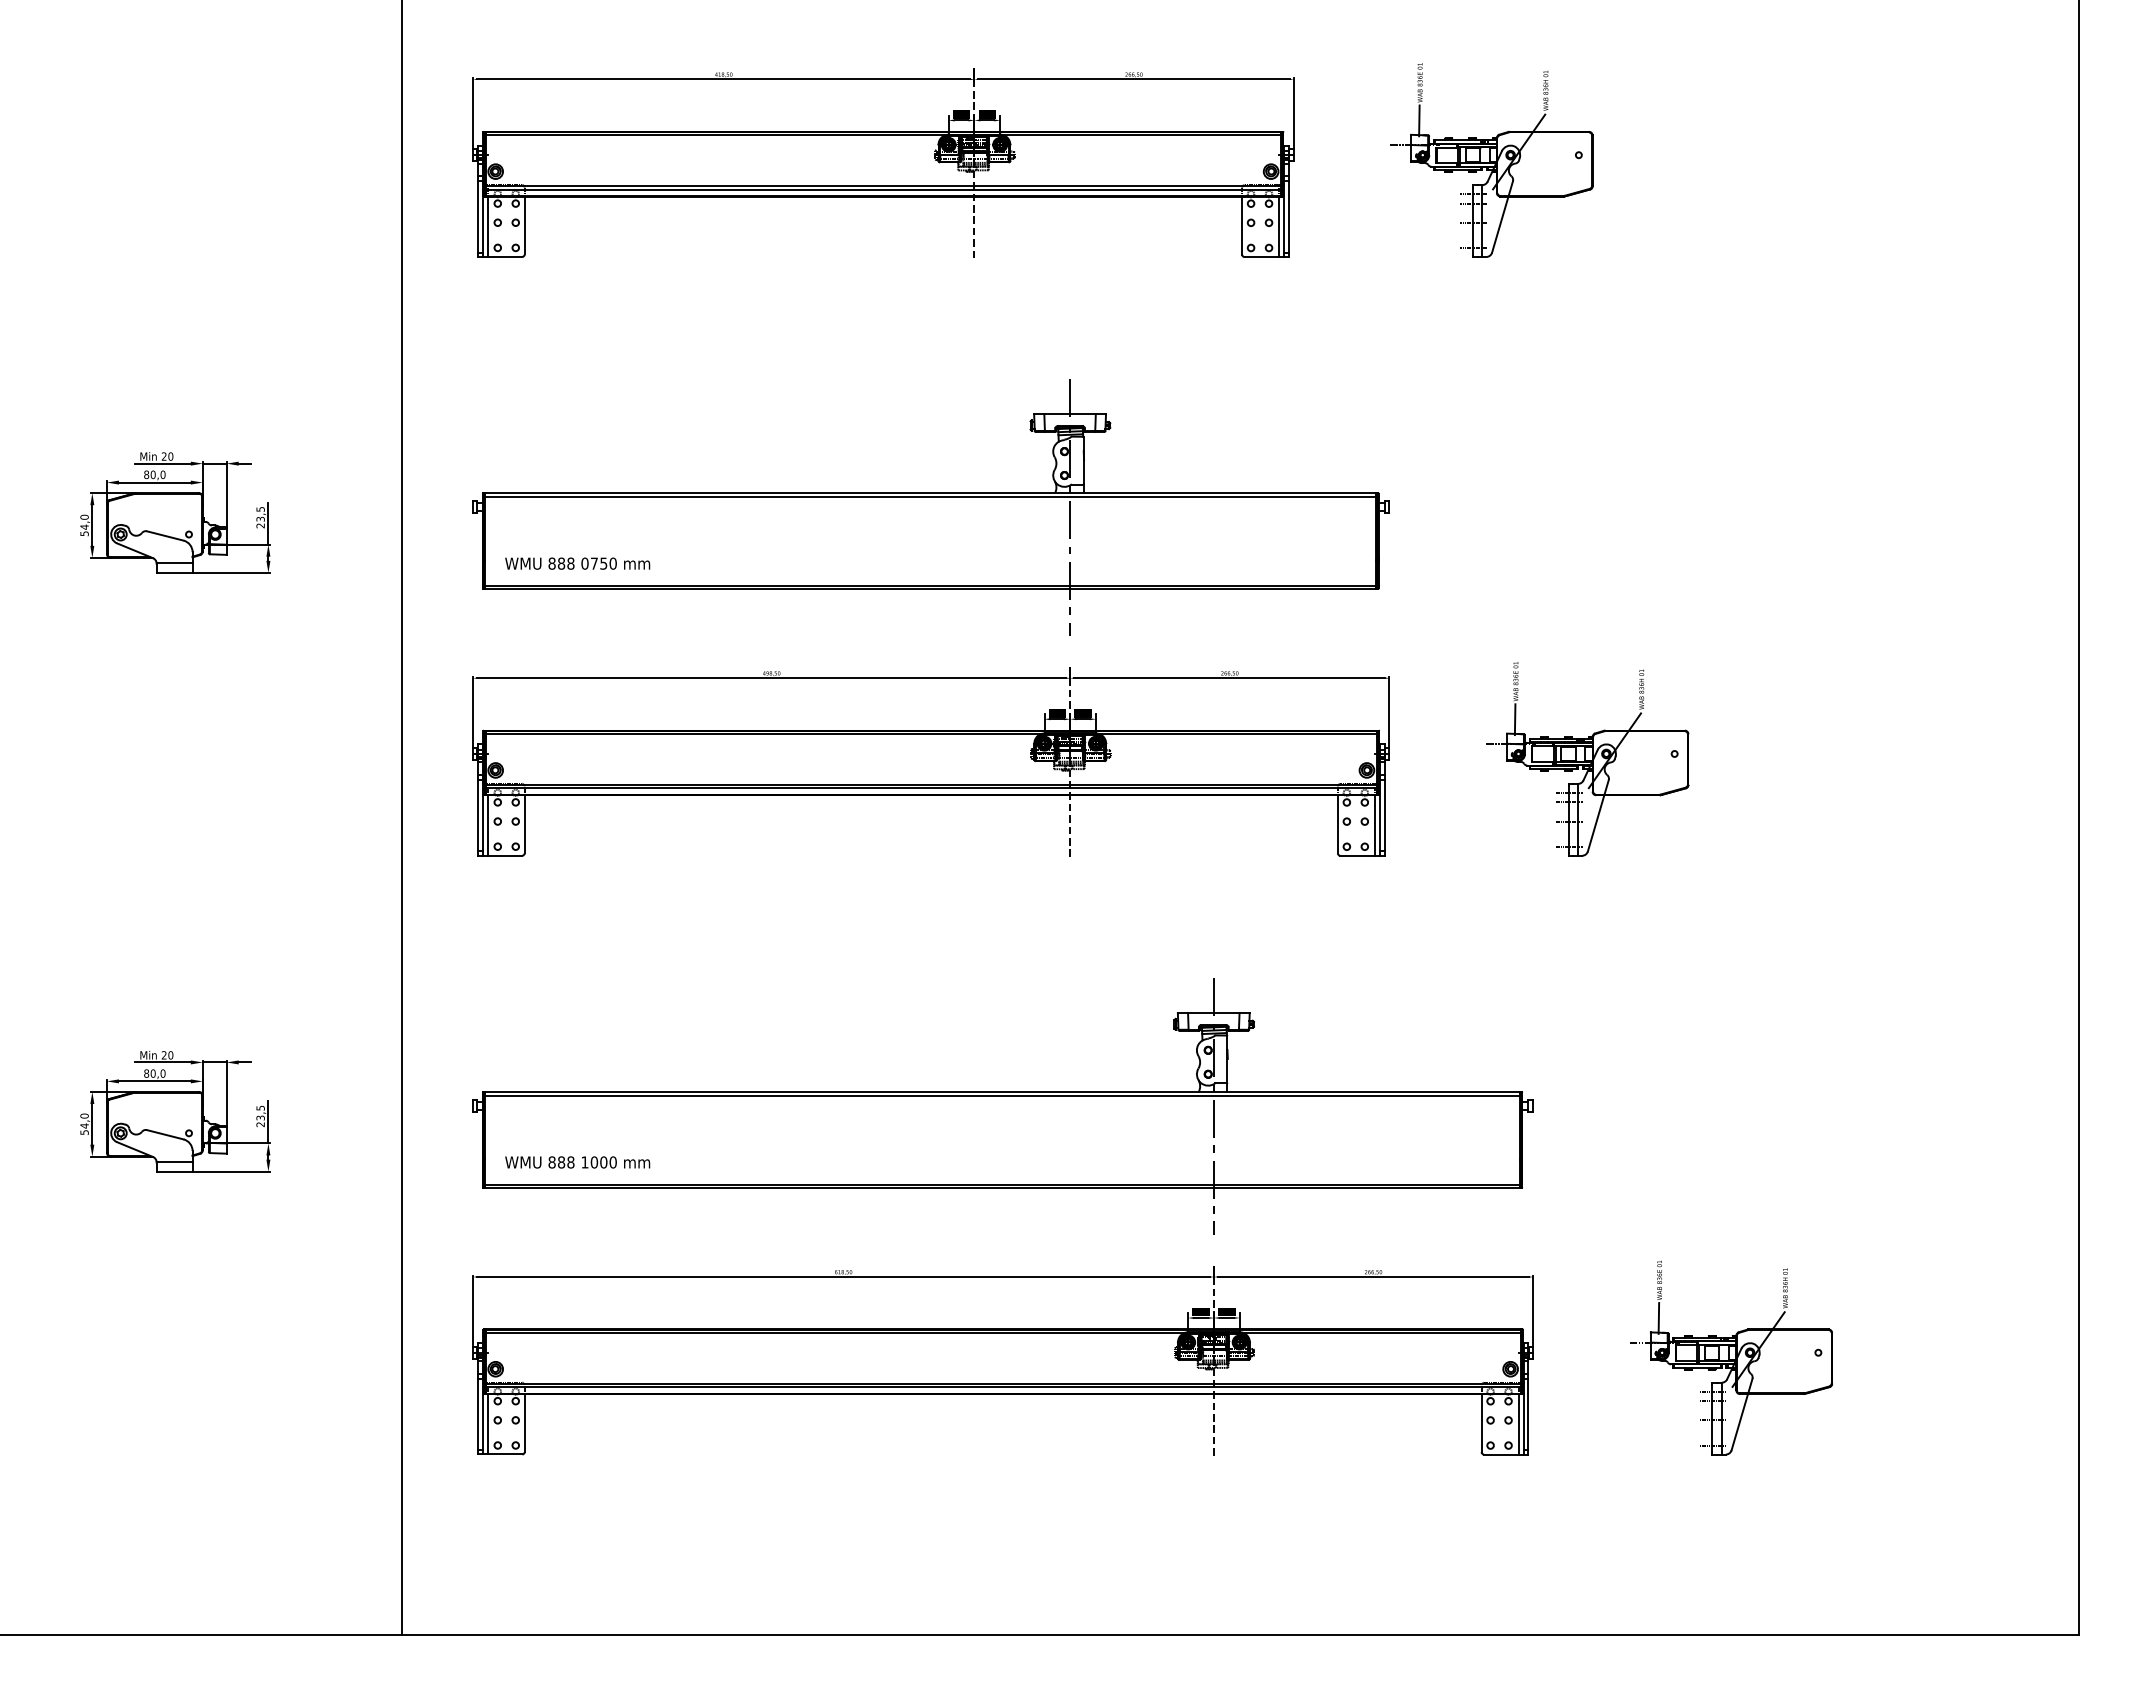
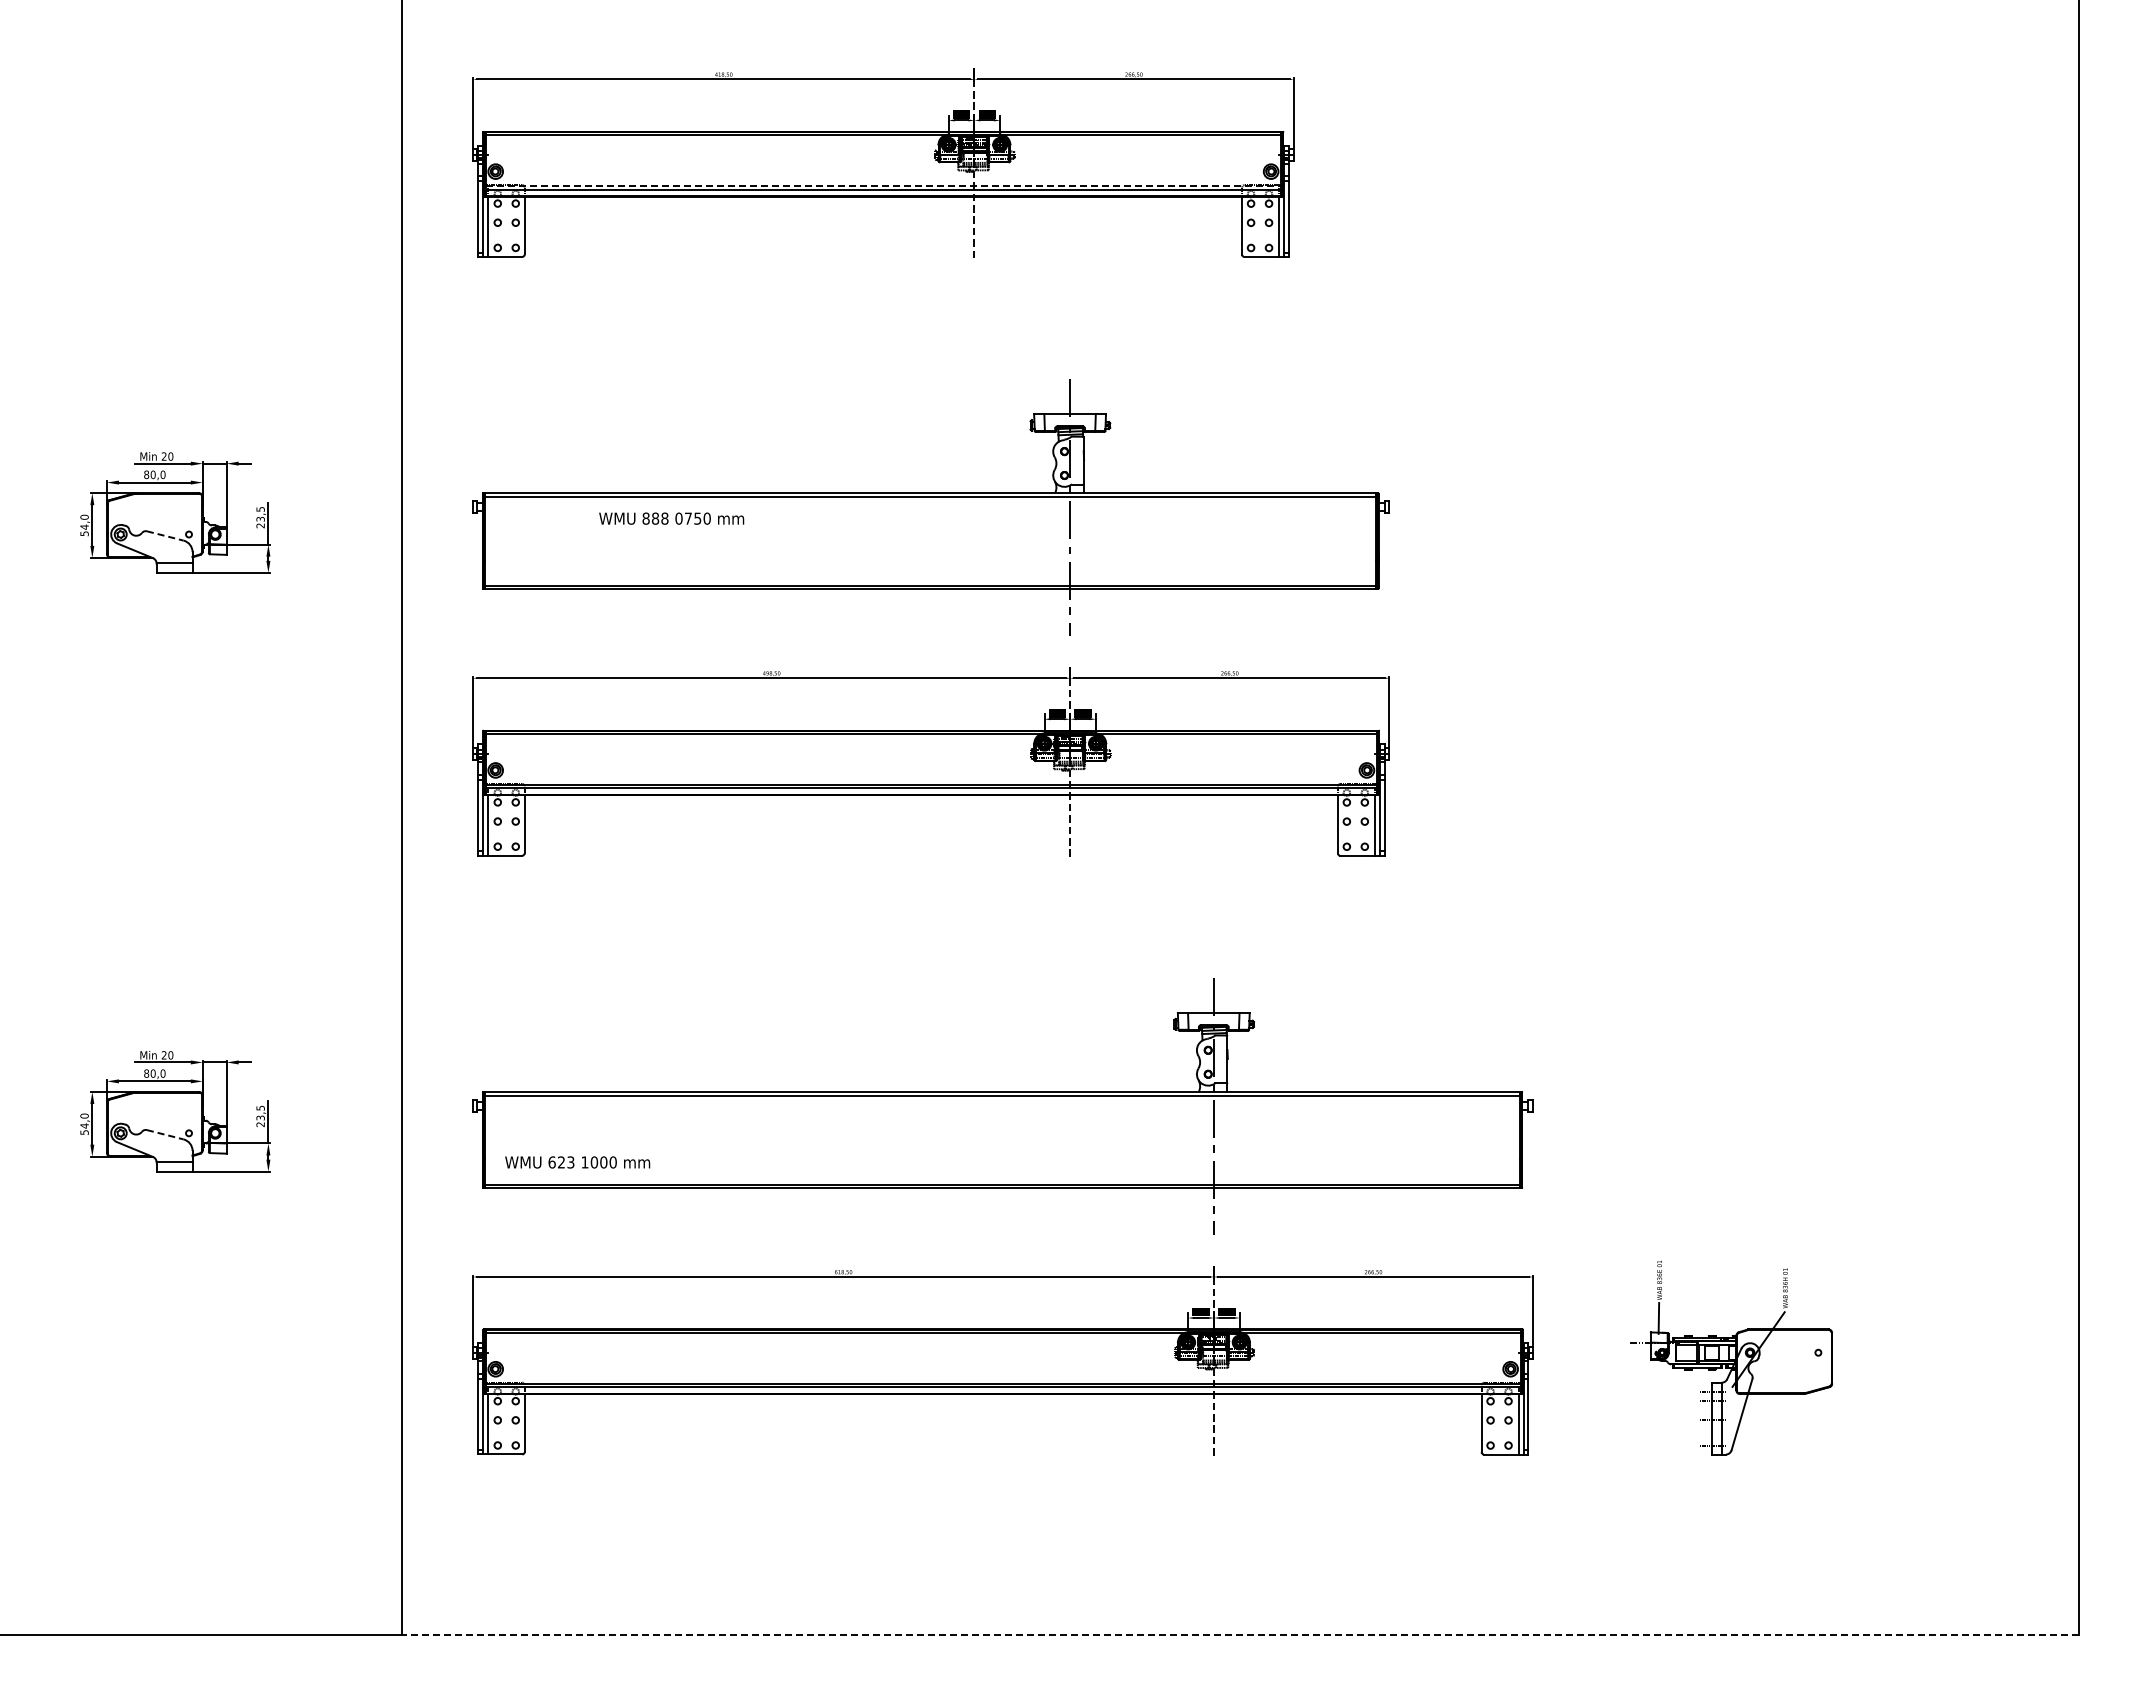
part: present -> none (1491, 160)
line: solid -> dashed (883, 185)
line: solid -> dashed (165, 535)
text position: (577, 563) -> (671, 518) (671, 518)
part: present -> none (1587, 759)
line: solid -> dashed (165, 1134)
text: 888 -> 623 (561, 1162)
line: solid -> dashed (1239, 1635)
